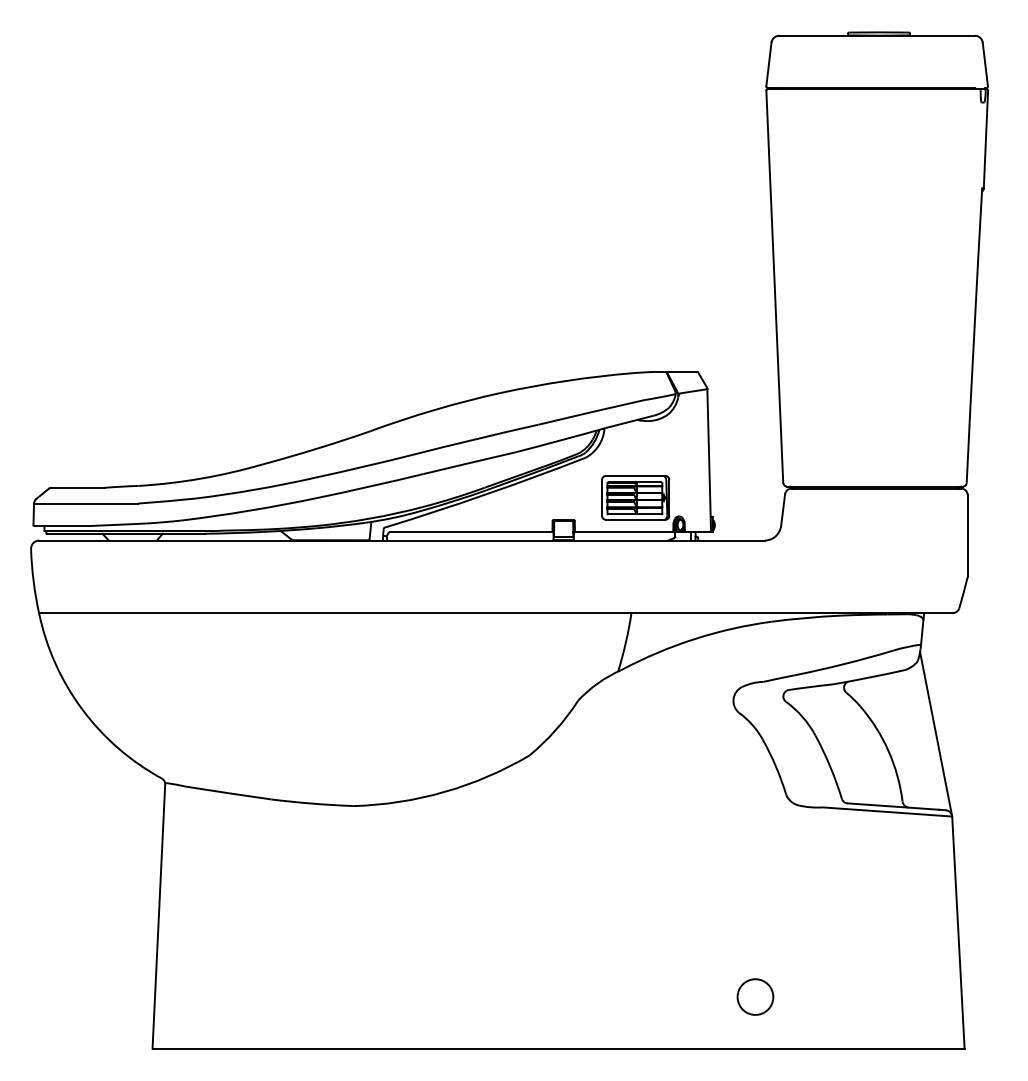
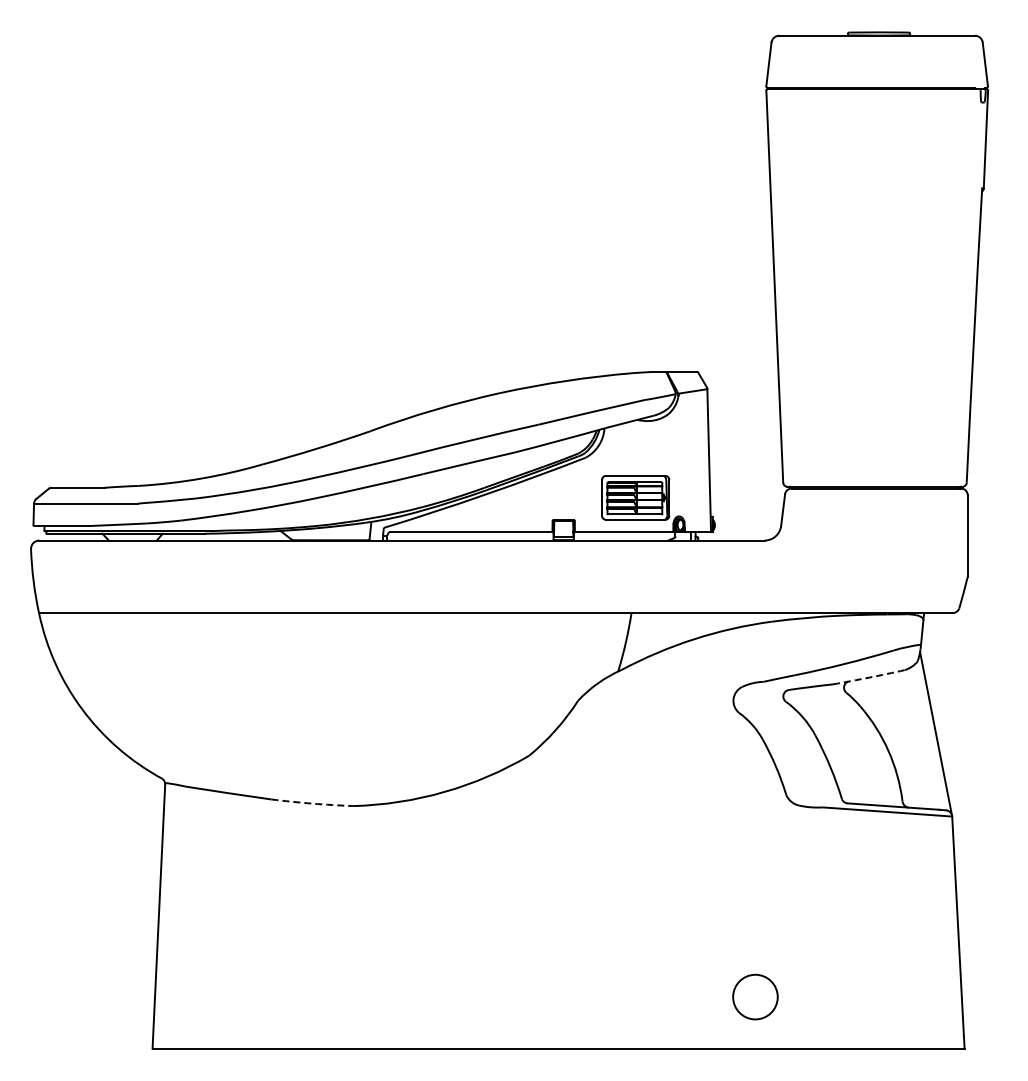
arc: solid -> dashed (869, 677)
arc: solid -> dashed (312, 803)
circle size: 39x38 px -> 47x48 px (755, 996)
